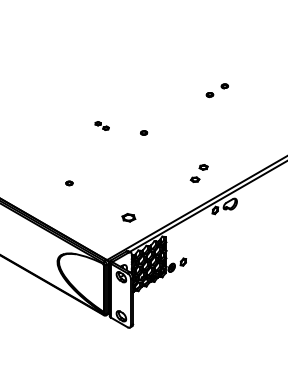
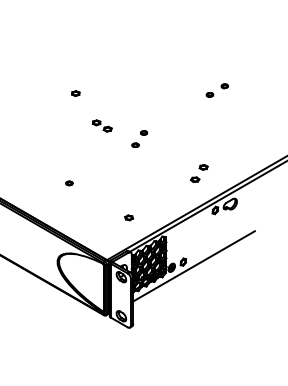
part: none -> present (75, 93)
part size: 16x10 px -> 22x14 px (101, 125)
part: none -> present (135, 144)
part size: 16x10 px -> 11x8 px (129, 217)
line: none -> present (193, 266)
